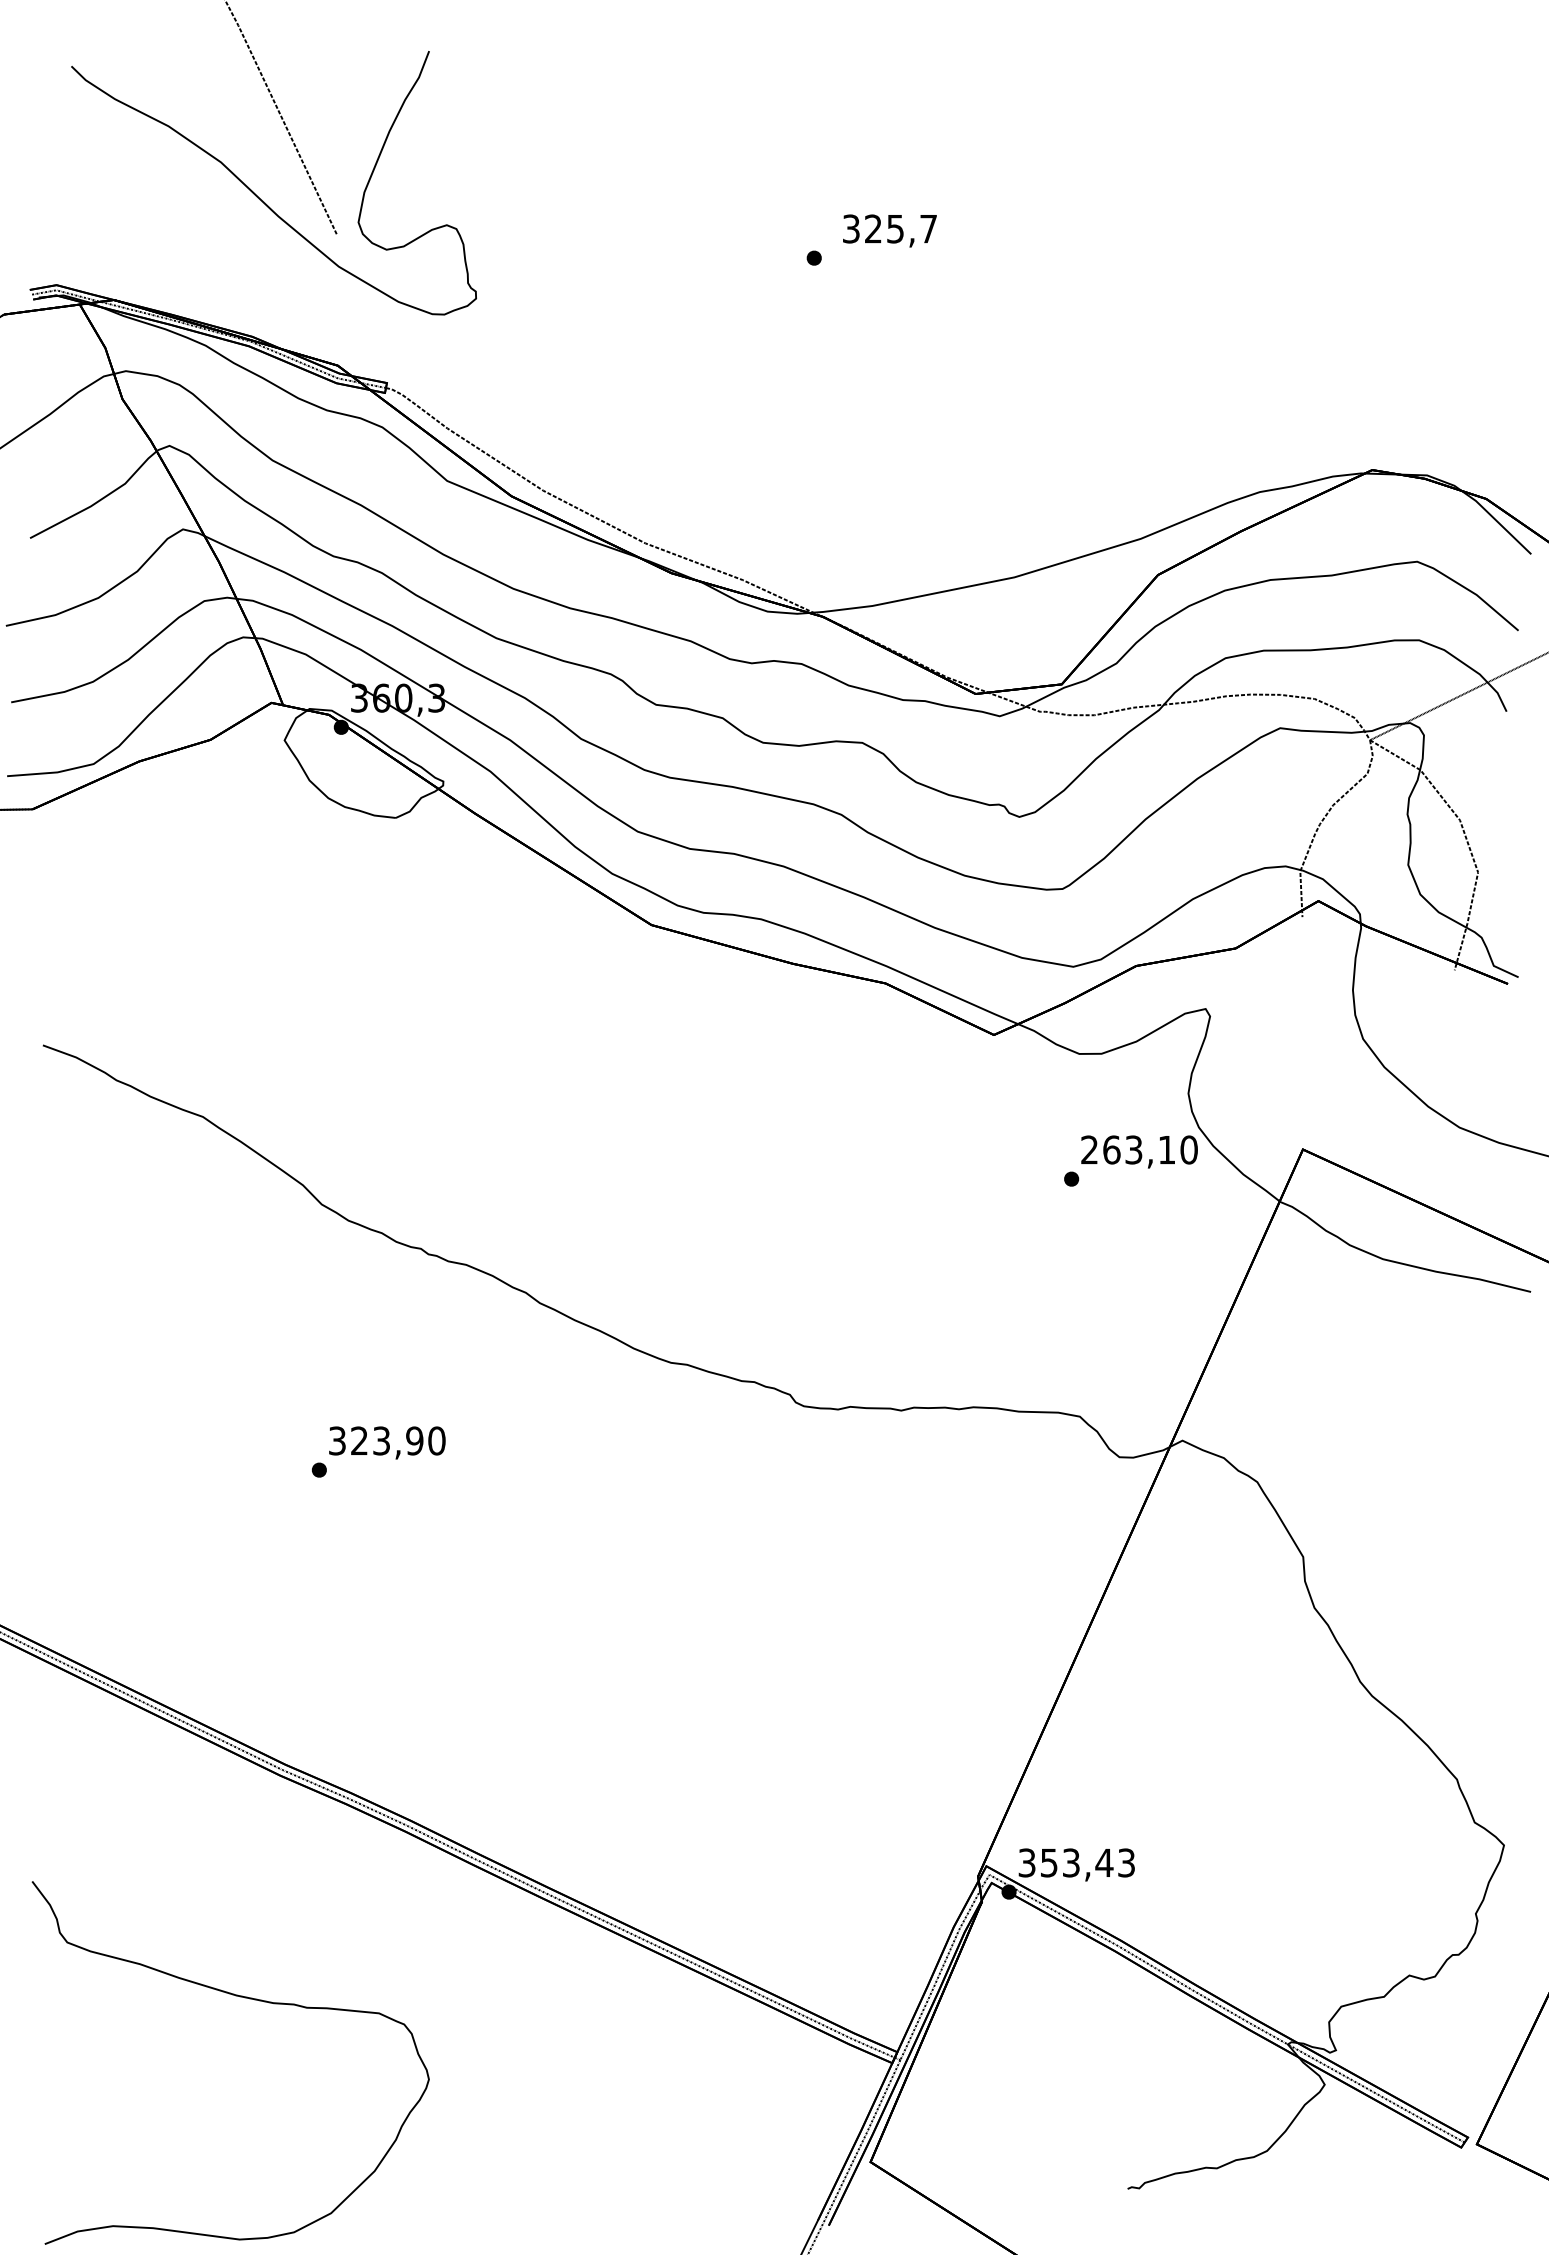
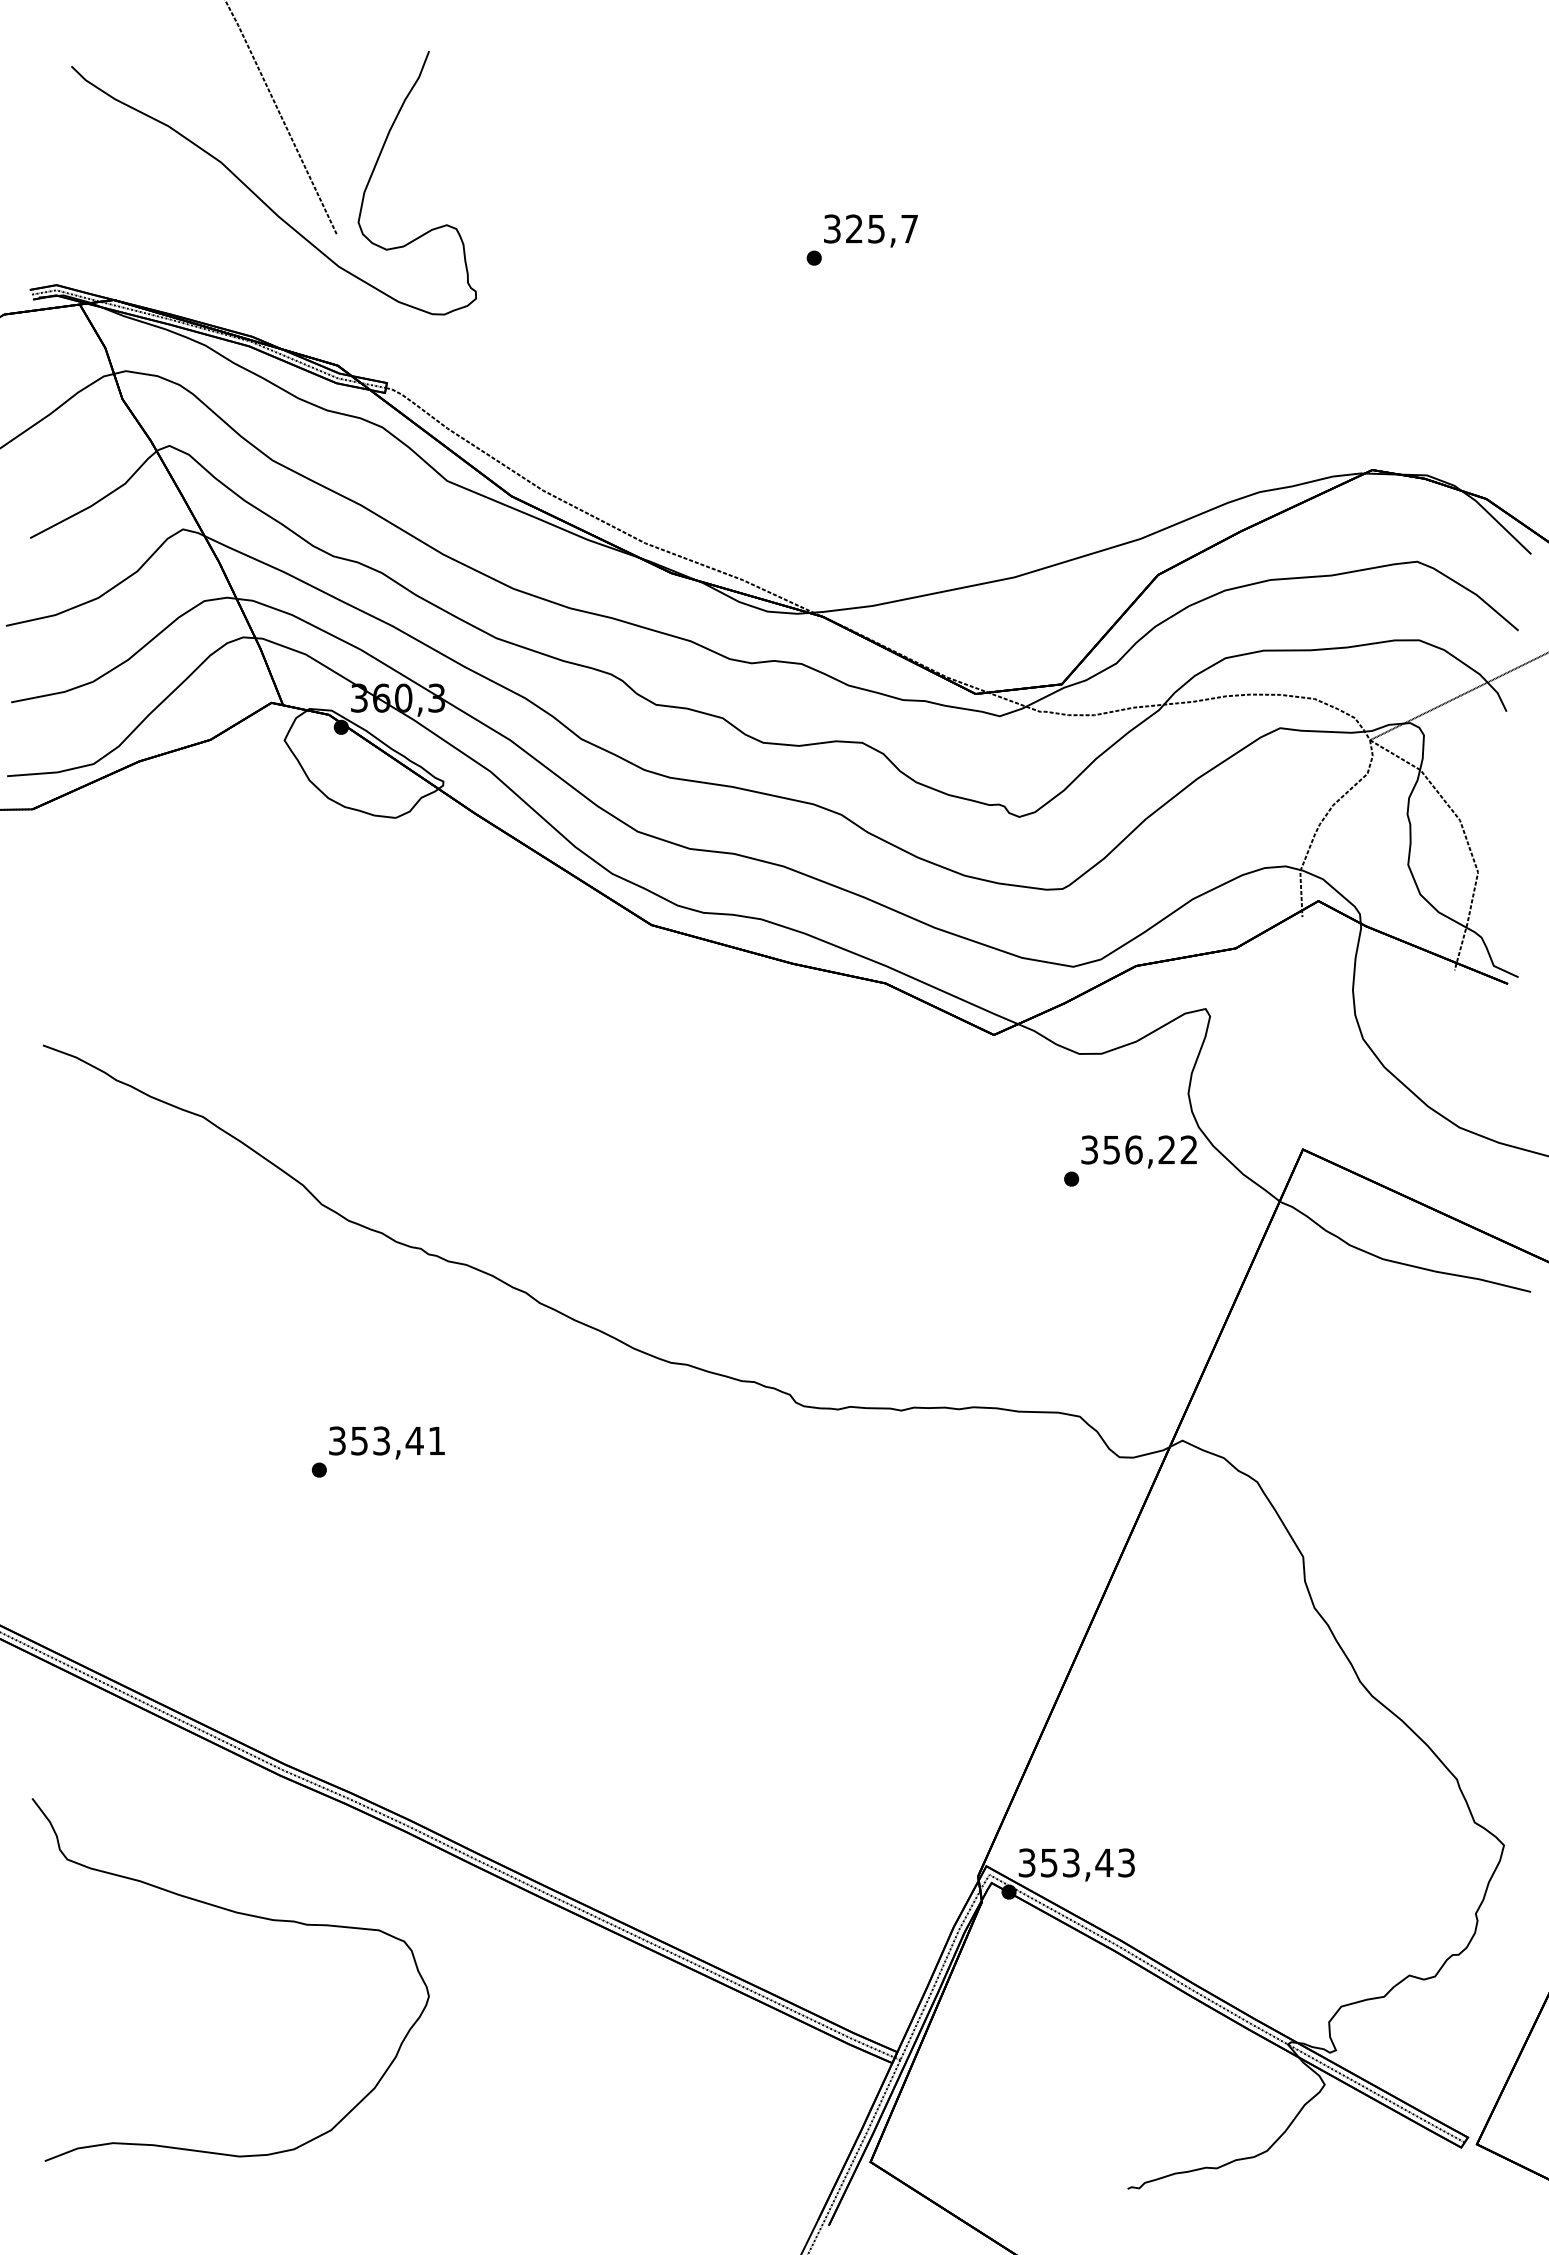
text position: (889, 230) -> (870, 230) (870, 230)
text: 263,10 -> 356,22 (1139, 1149)
text: 323,90 -> 353,41 (398, 1440)
curve position: (244, 1998) -> (244, 1915) (244, 1915)
